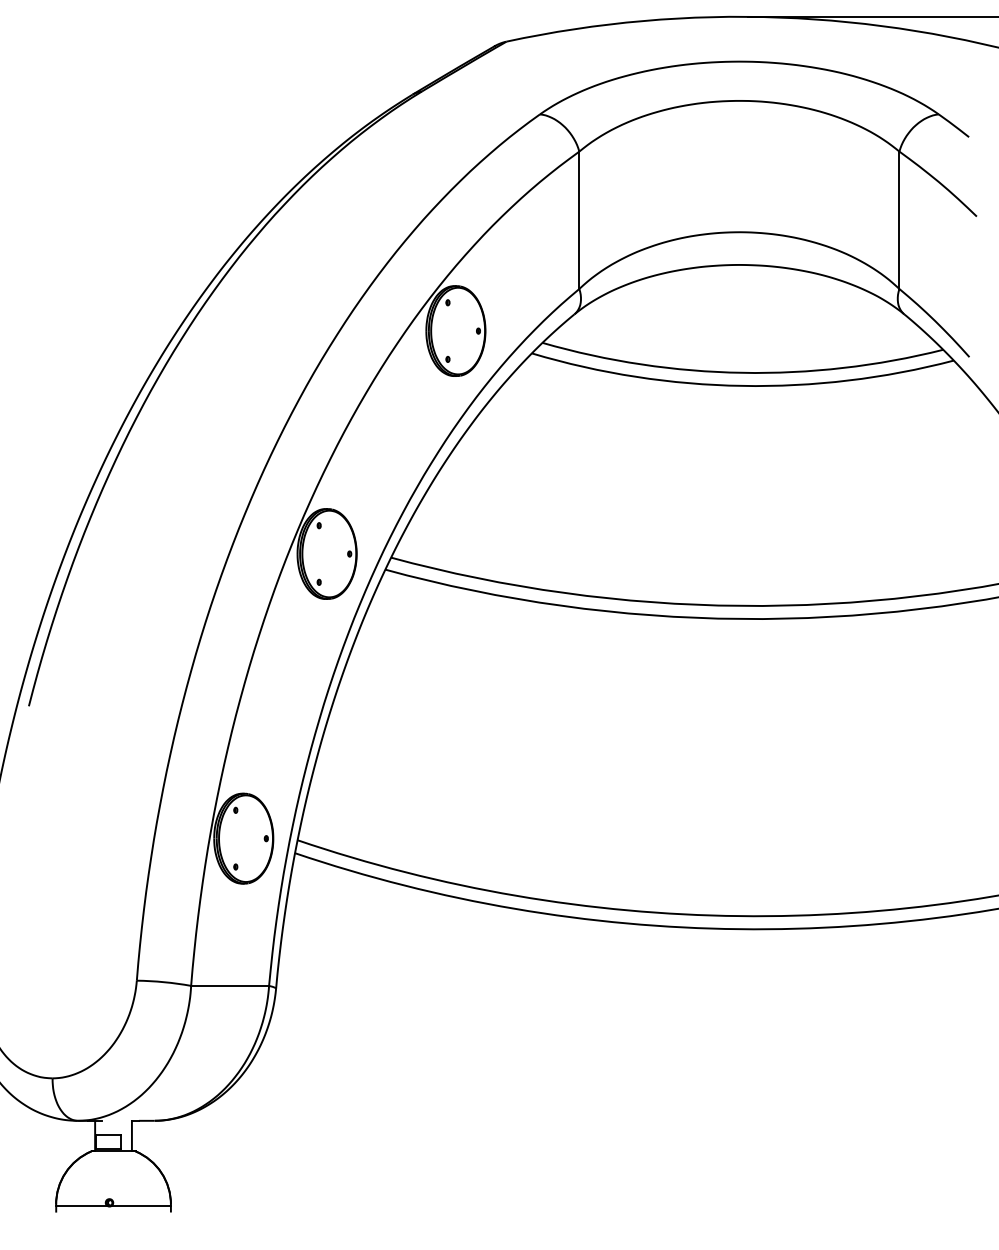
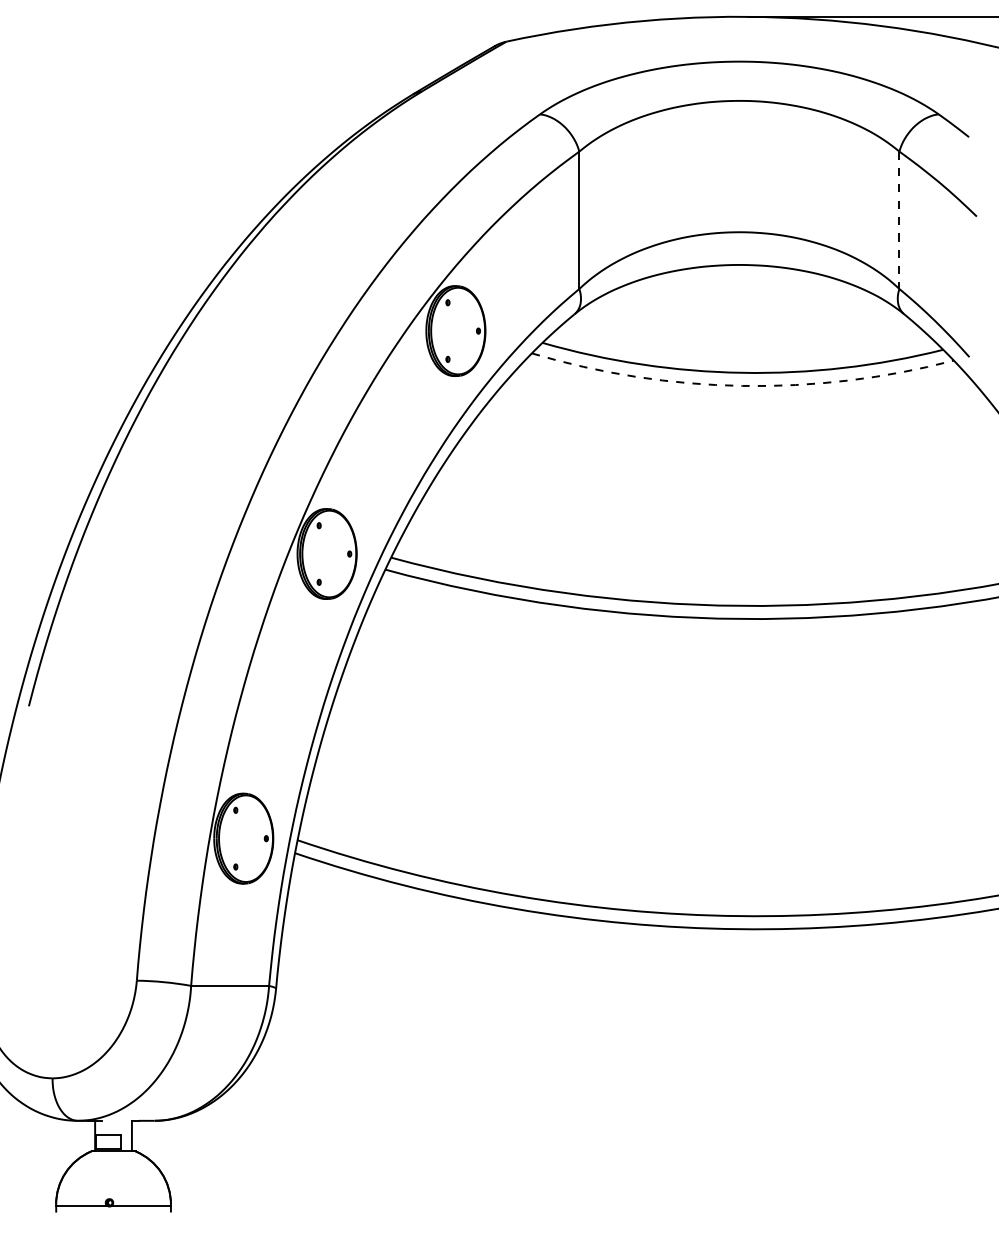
line: solid -> dashed (899, 220)
arc: solid -> dashed (742, 385)
